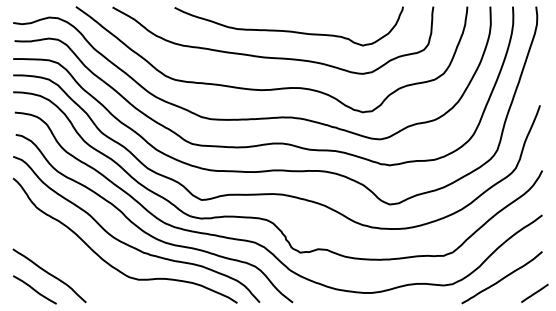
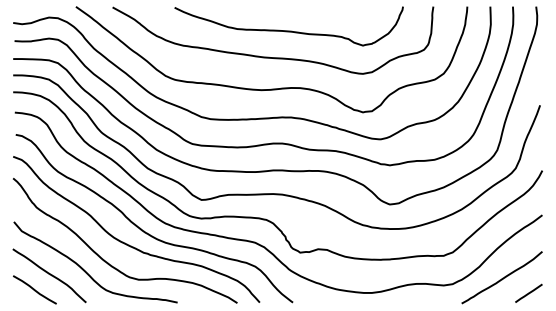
curve: none -> present (86, 271)
line position: (534, 292) -> (528, 292) (528, 292)
